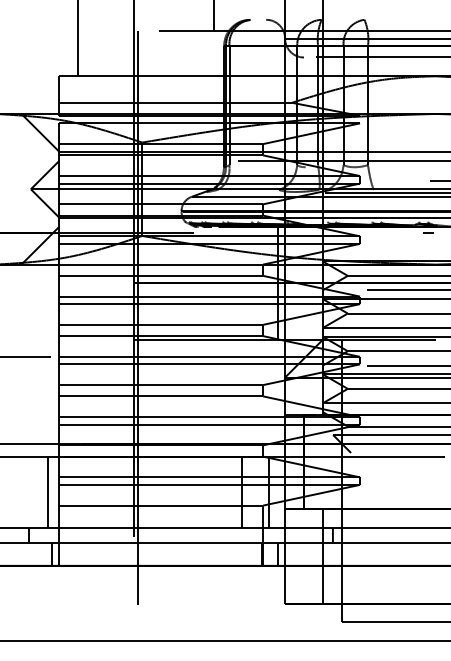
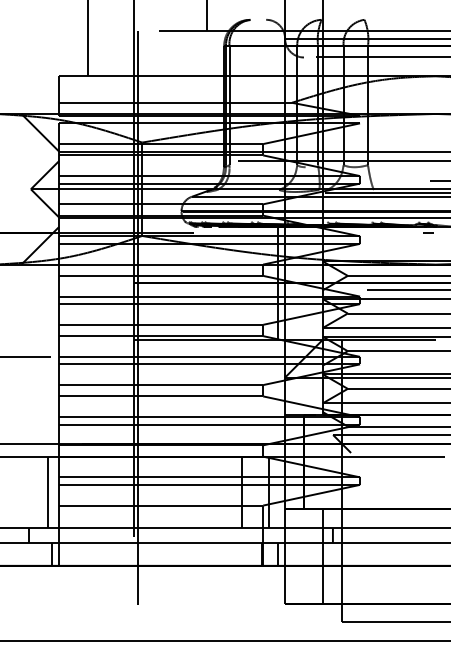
line position: (213, 16) -> (206, 16) (206, 16)
line position: (77, 39) -> (87, 39) (87, 39)
line: present -> none (406, 365)
